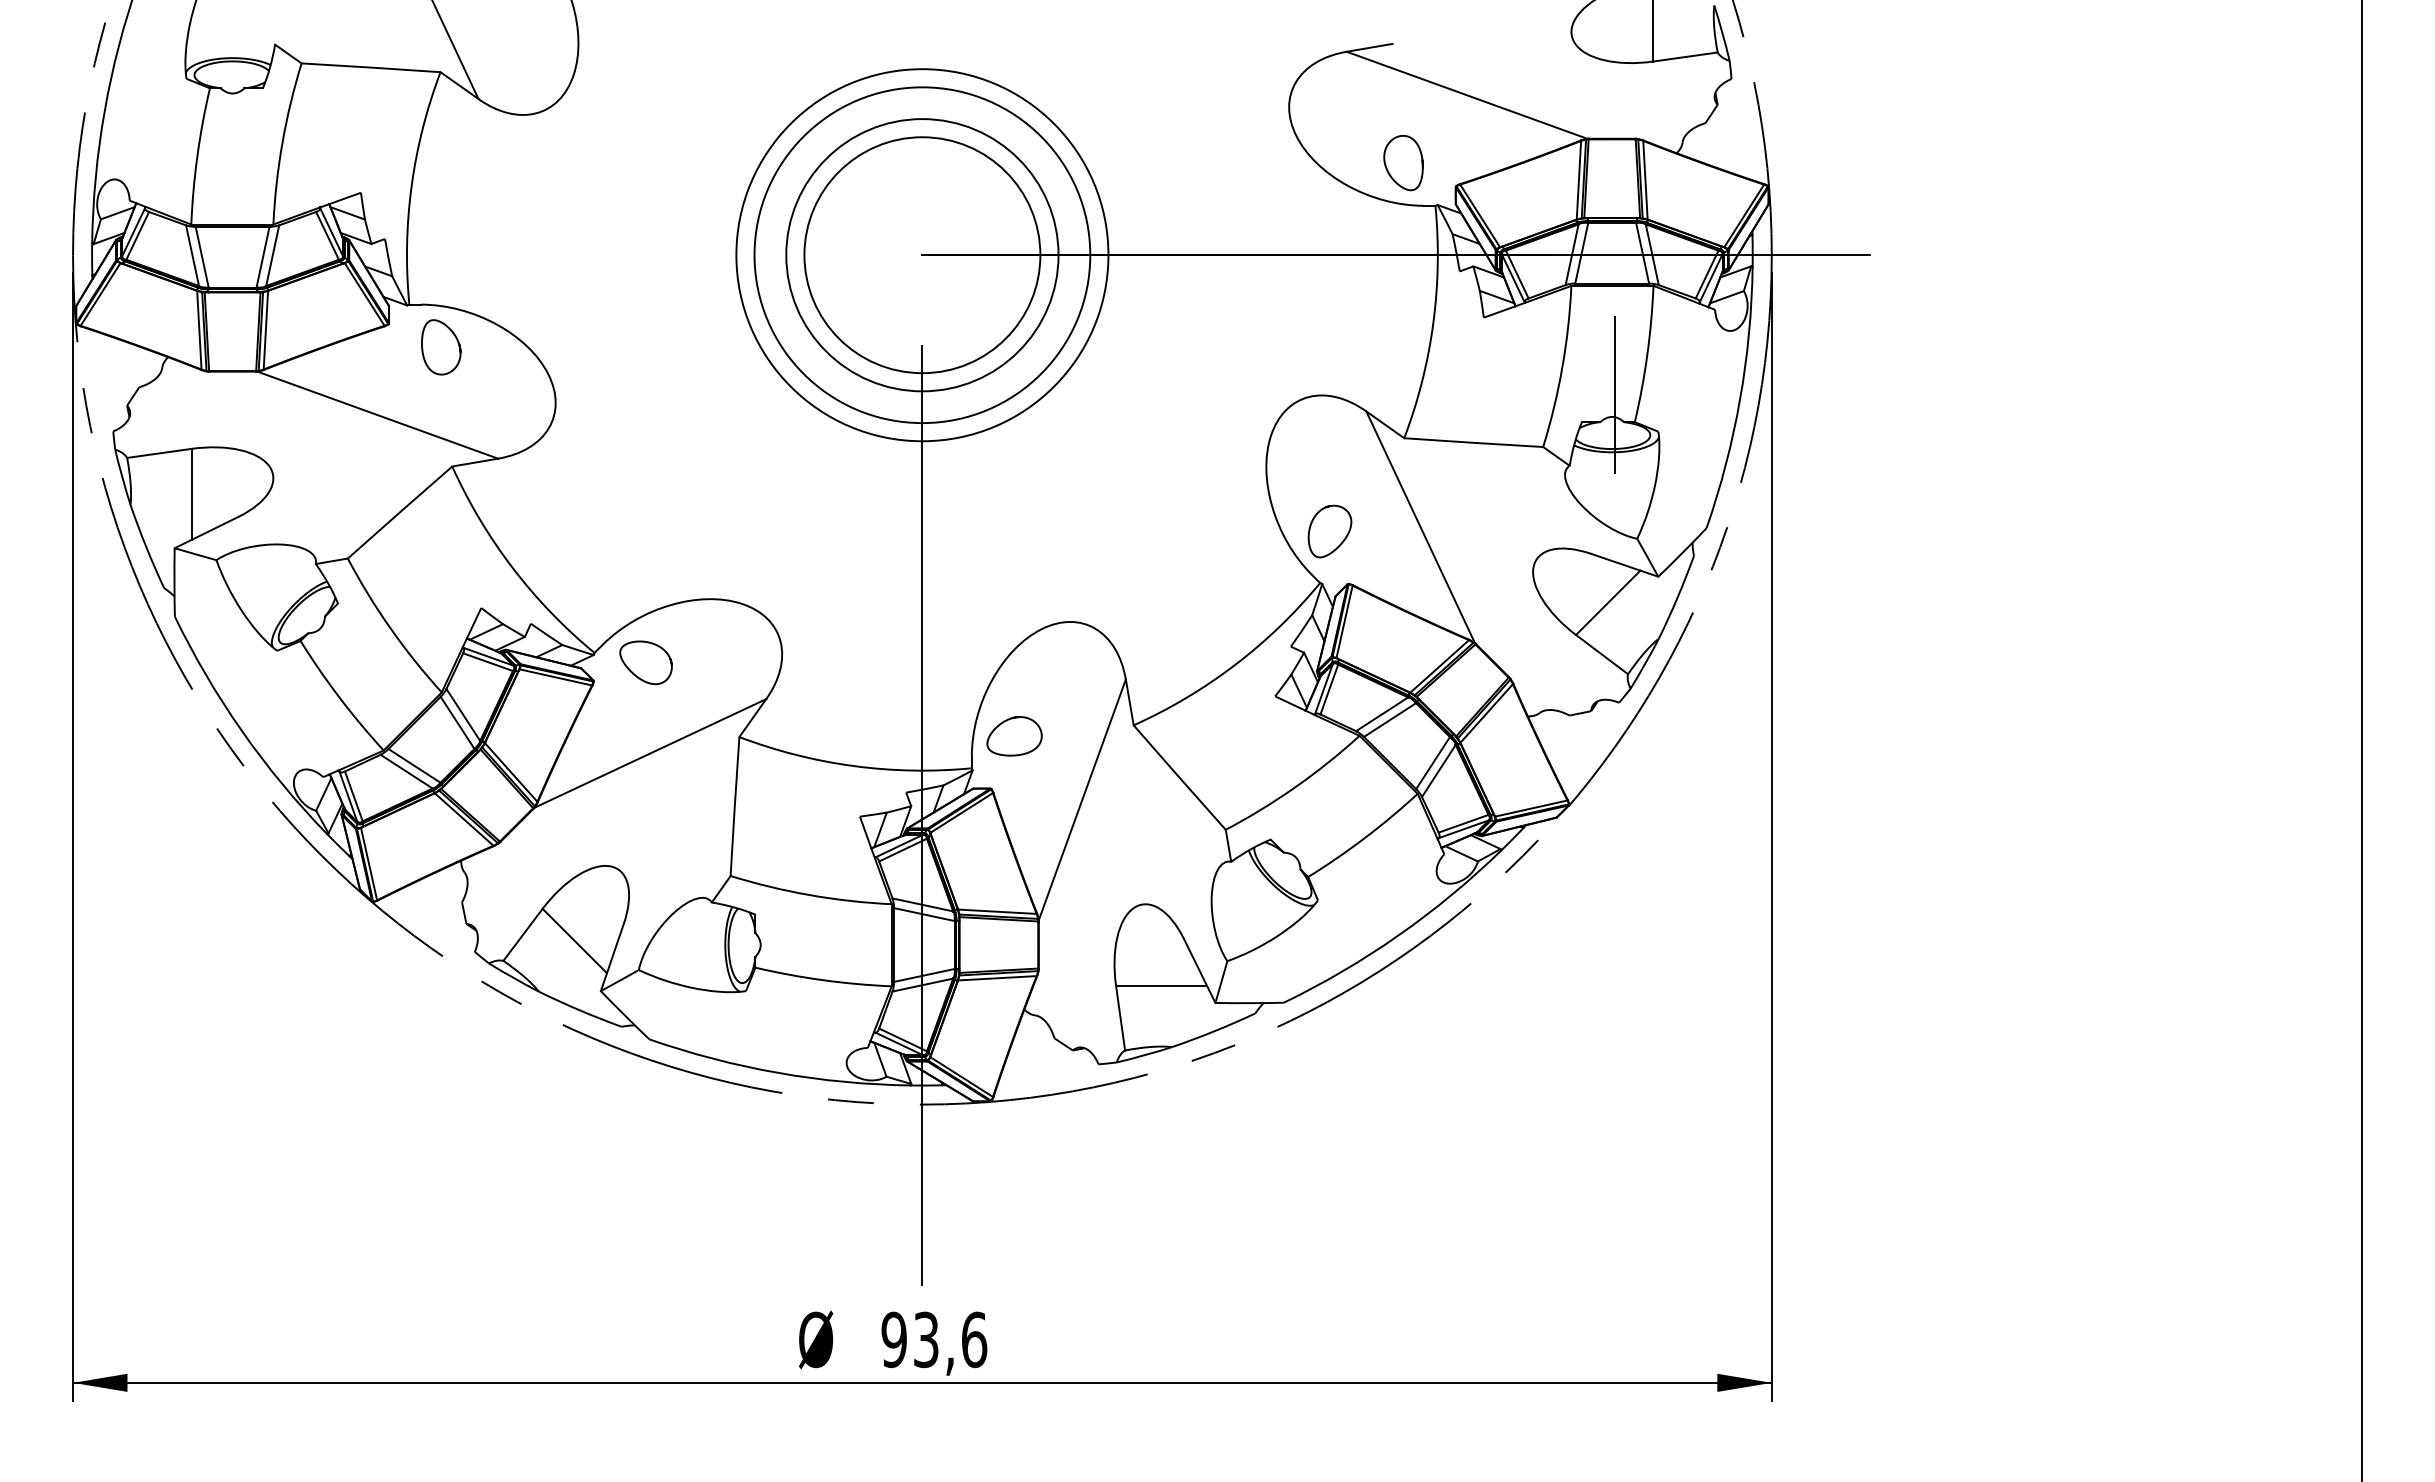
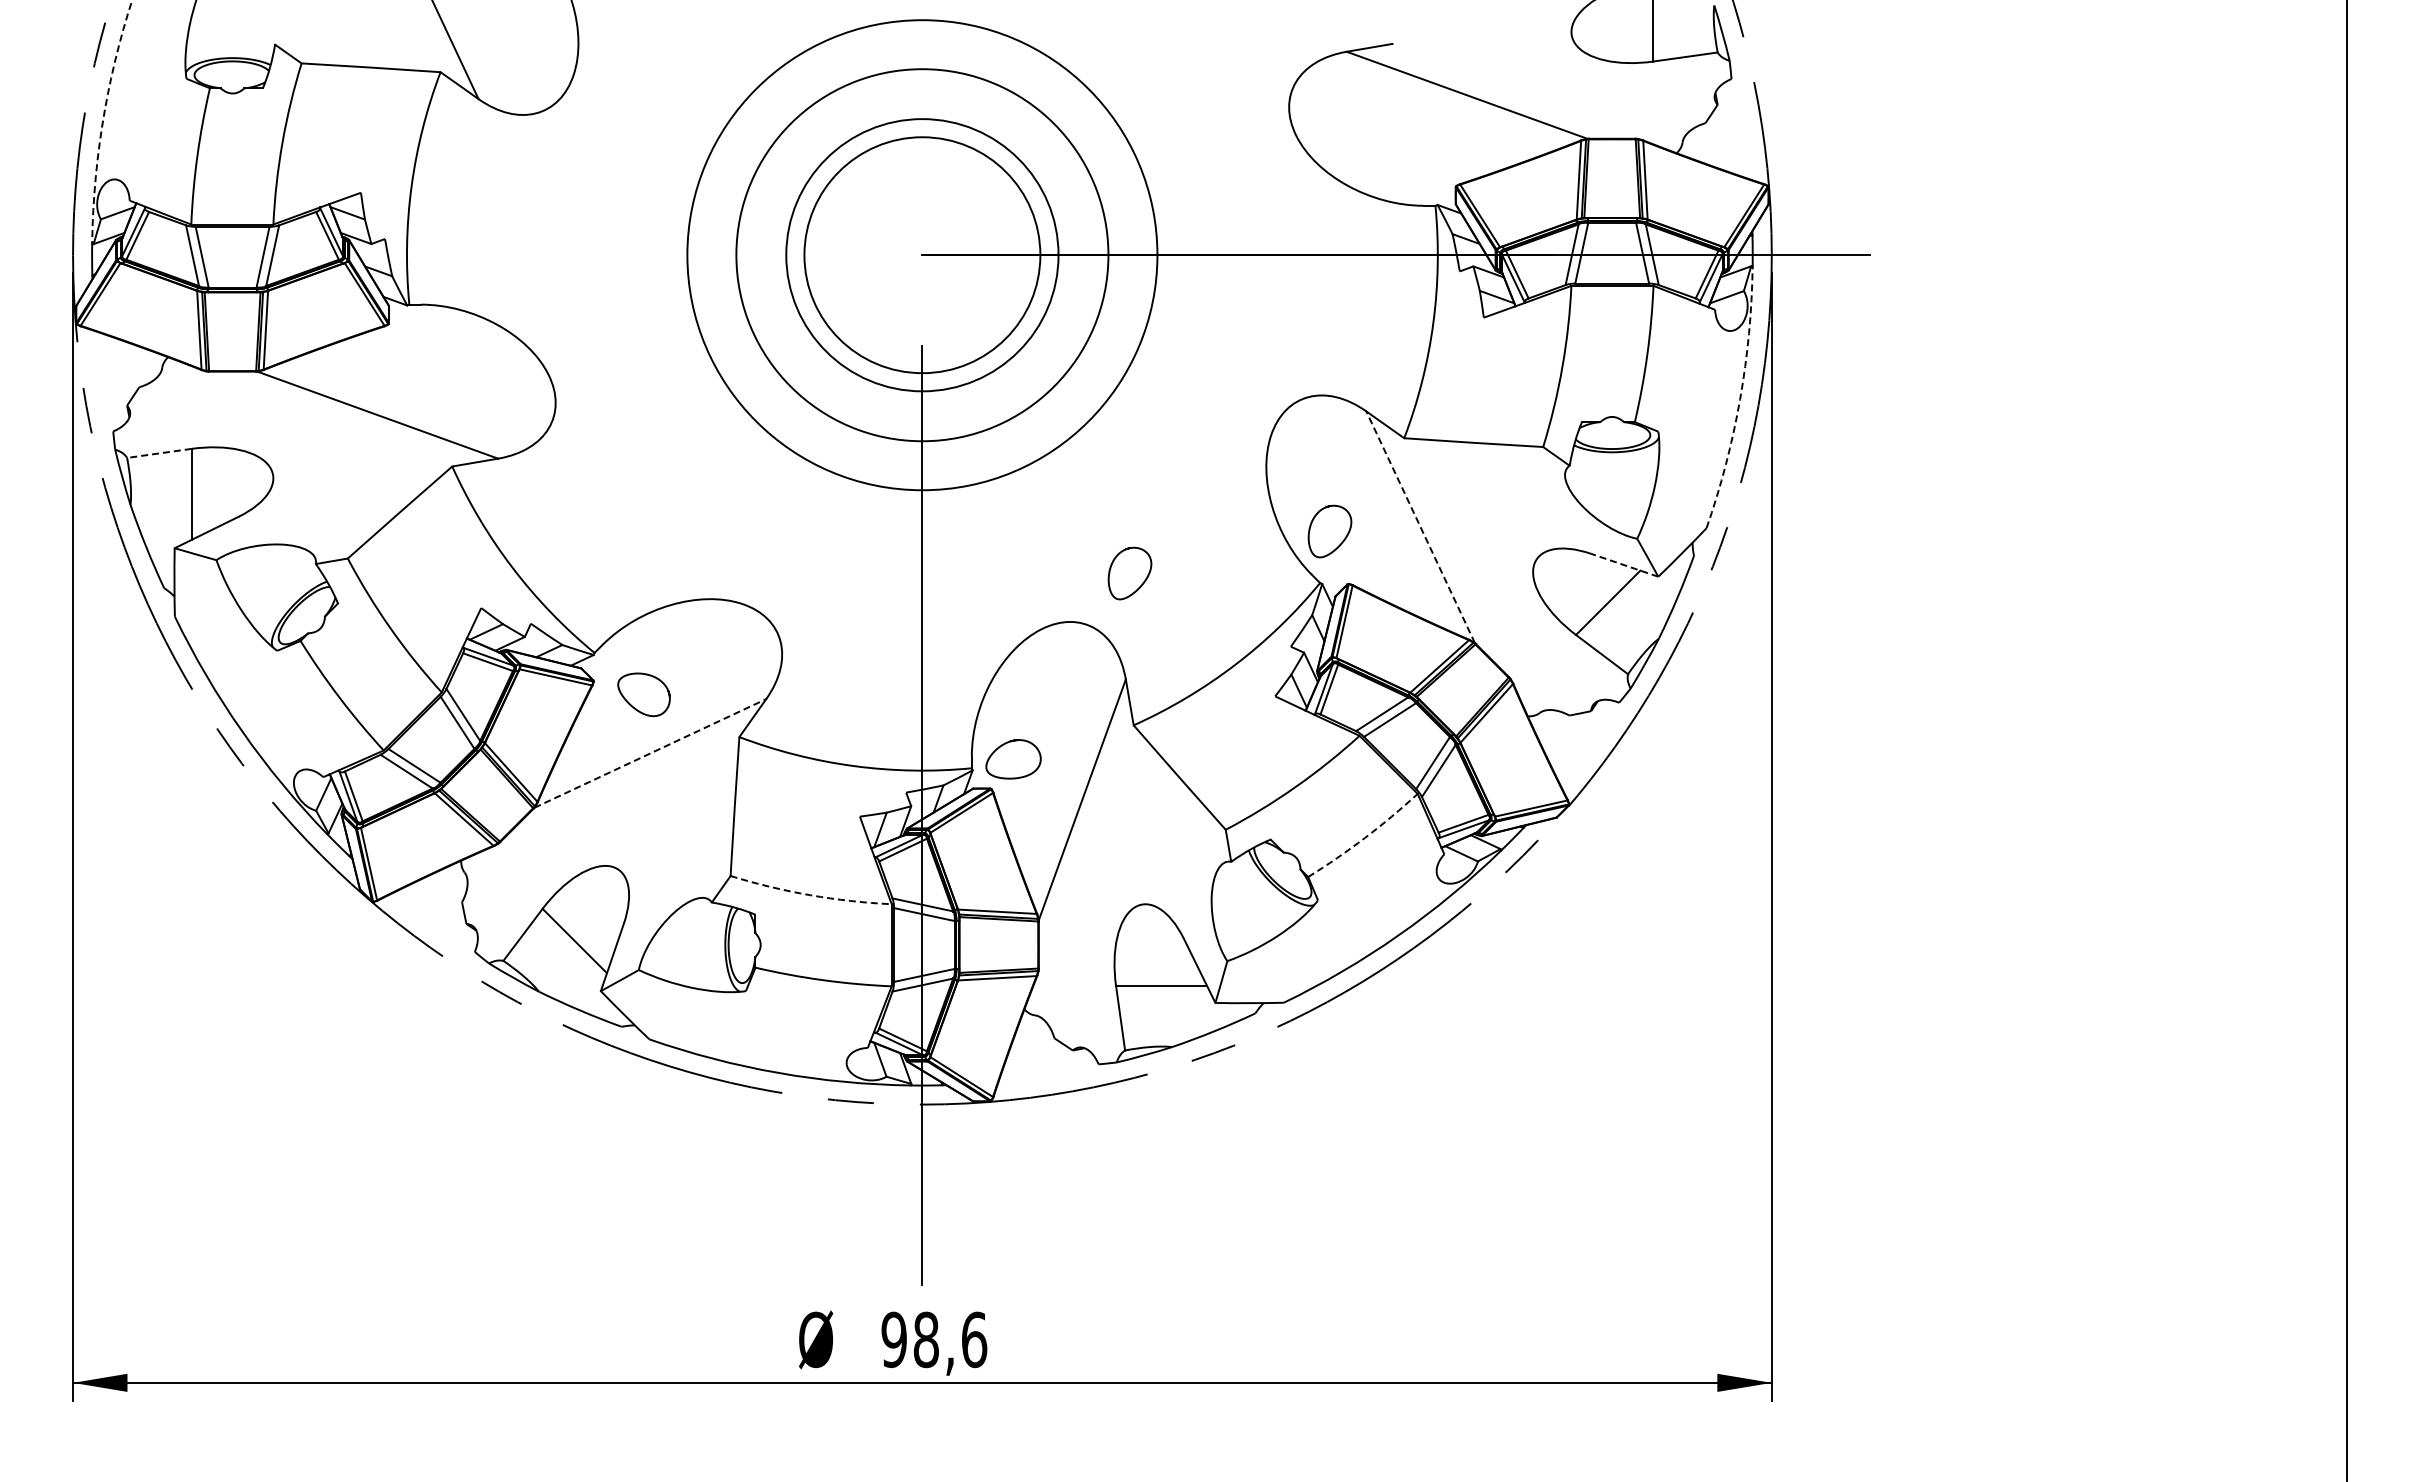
arc: solid -> dashed (103, 120)
curve: present -> none (1387, 167)
circle diameter: 336 px -> 470 px (922, 255)
curve: present -> none (456, 340)
line: present -> none (1614, 395)
arc: solid -> dashed (1740, 399)
line: solid -> dashed (159, 453)
line: solid -> dashed (1420, 526)
line: solid -> dashed (1624, 565)
curve: none -> present (1142, 582)
curve position: (637, 675) -> (635, 707) (635, 707)
curve position: (1009, 720) -> (1008, 743) (1008, 743)
line position: (2361, 740) -> (2346, 740) (2346, 740)
line: solid -> dashed (650, 753)
arc: solid -> dashed (1364, 838)
arc: solid -> dashed (810, 895)
text: 93,6 -> 98,6 (925, 1339)
